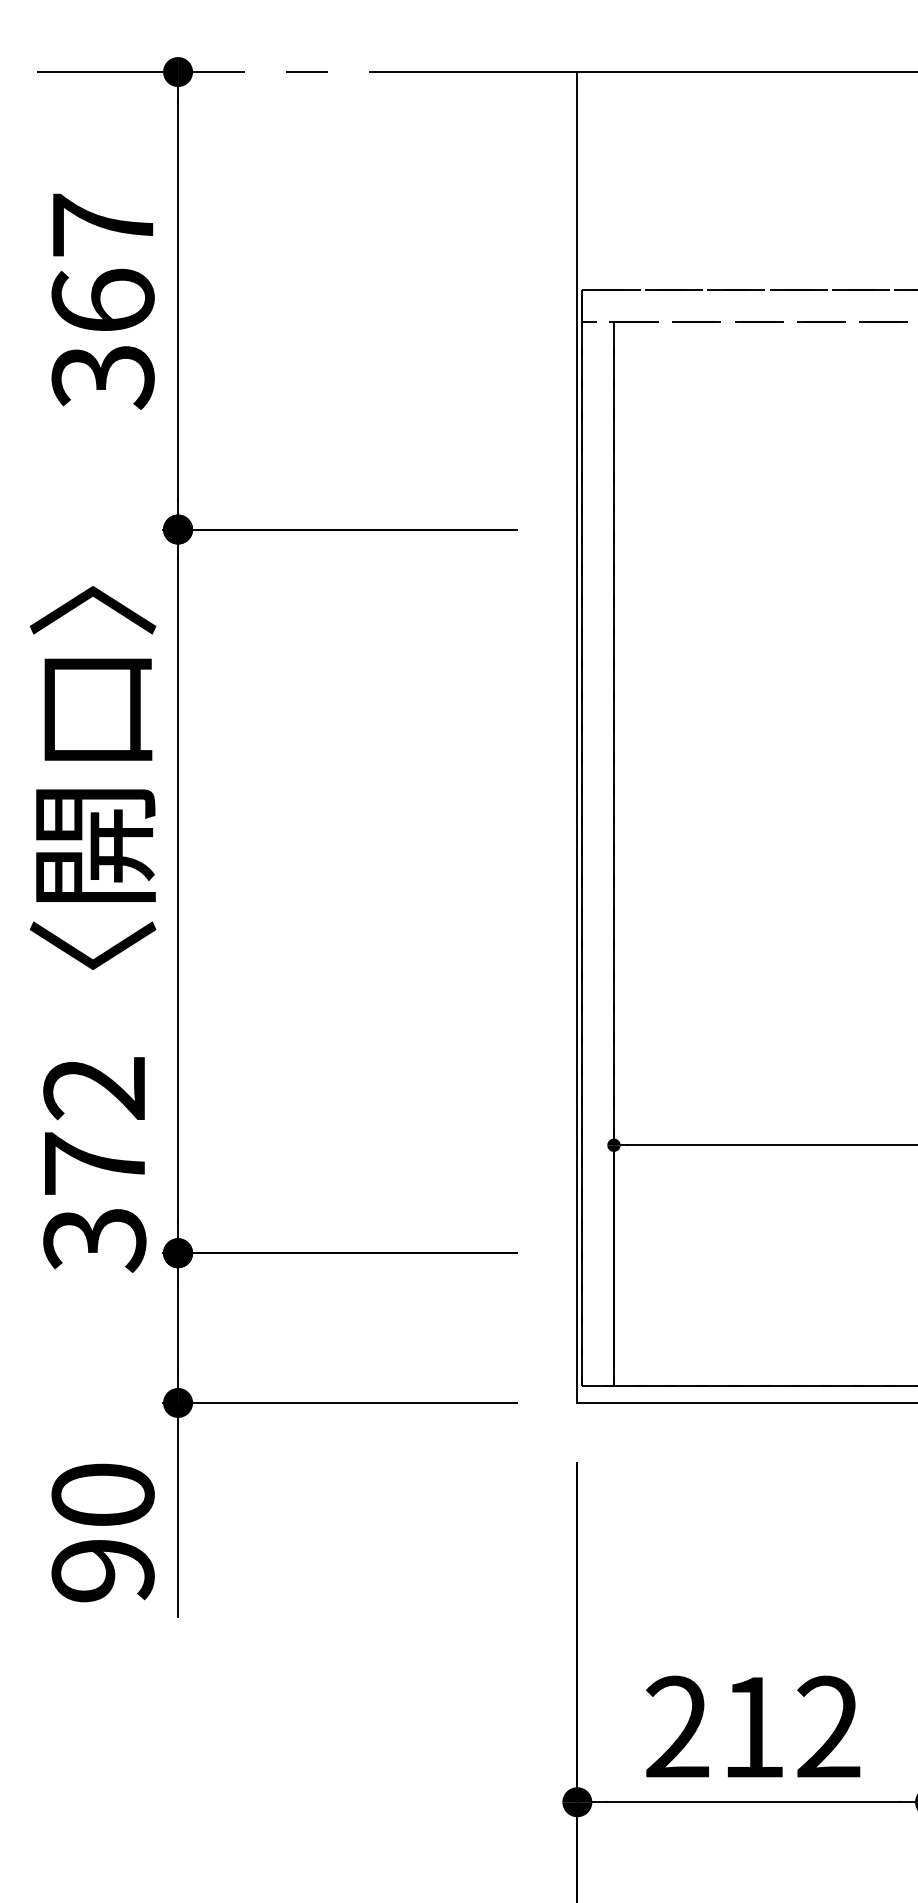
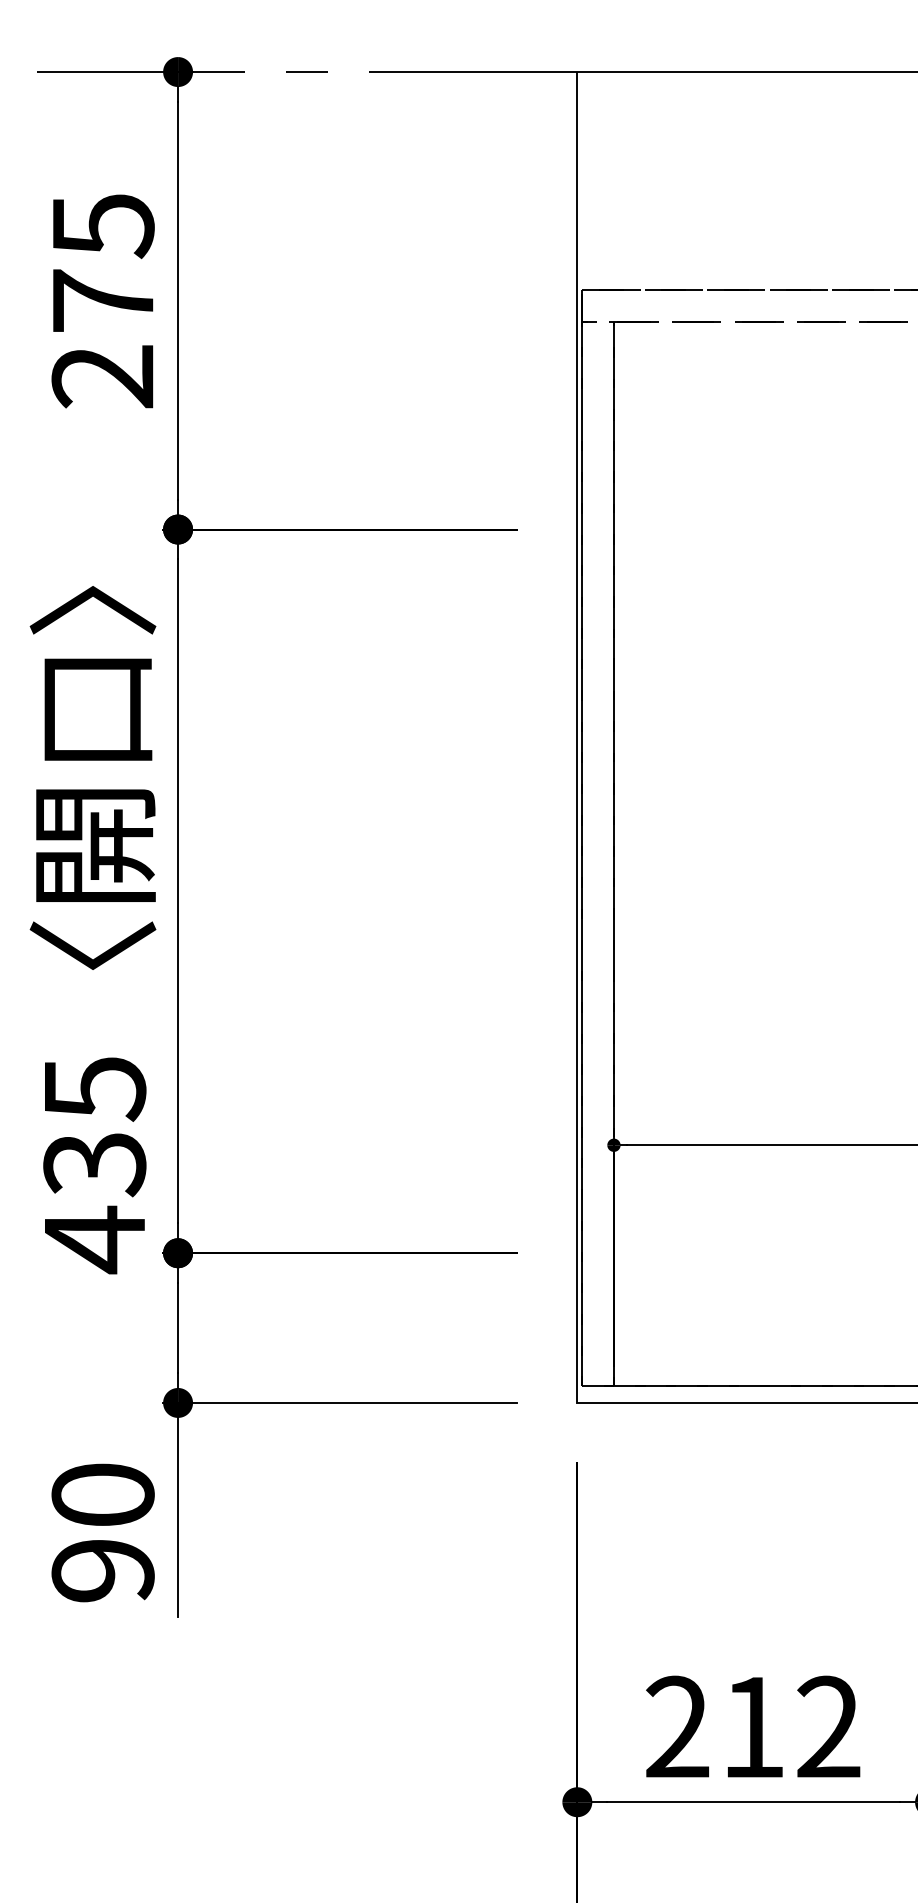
text: 367 -> 275 (102, 301)
text: 372 -> 435 (94, 1165)
